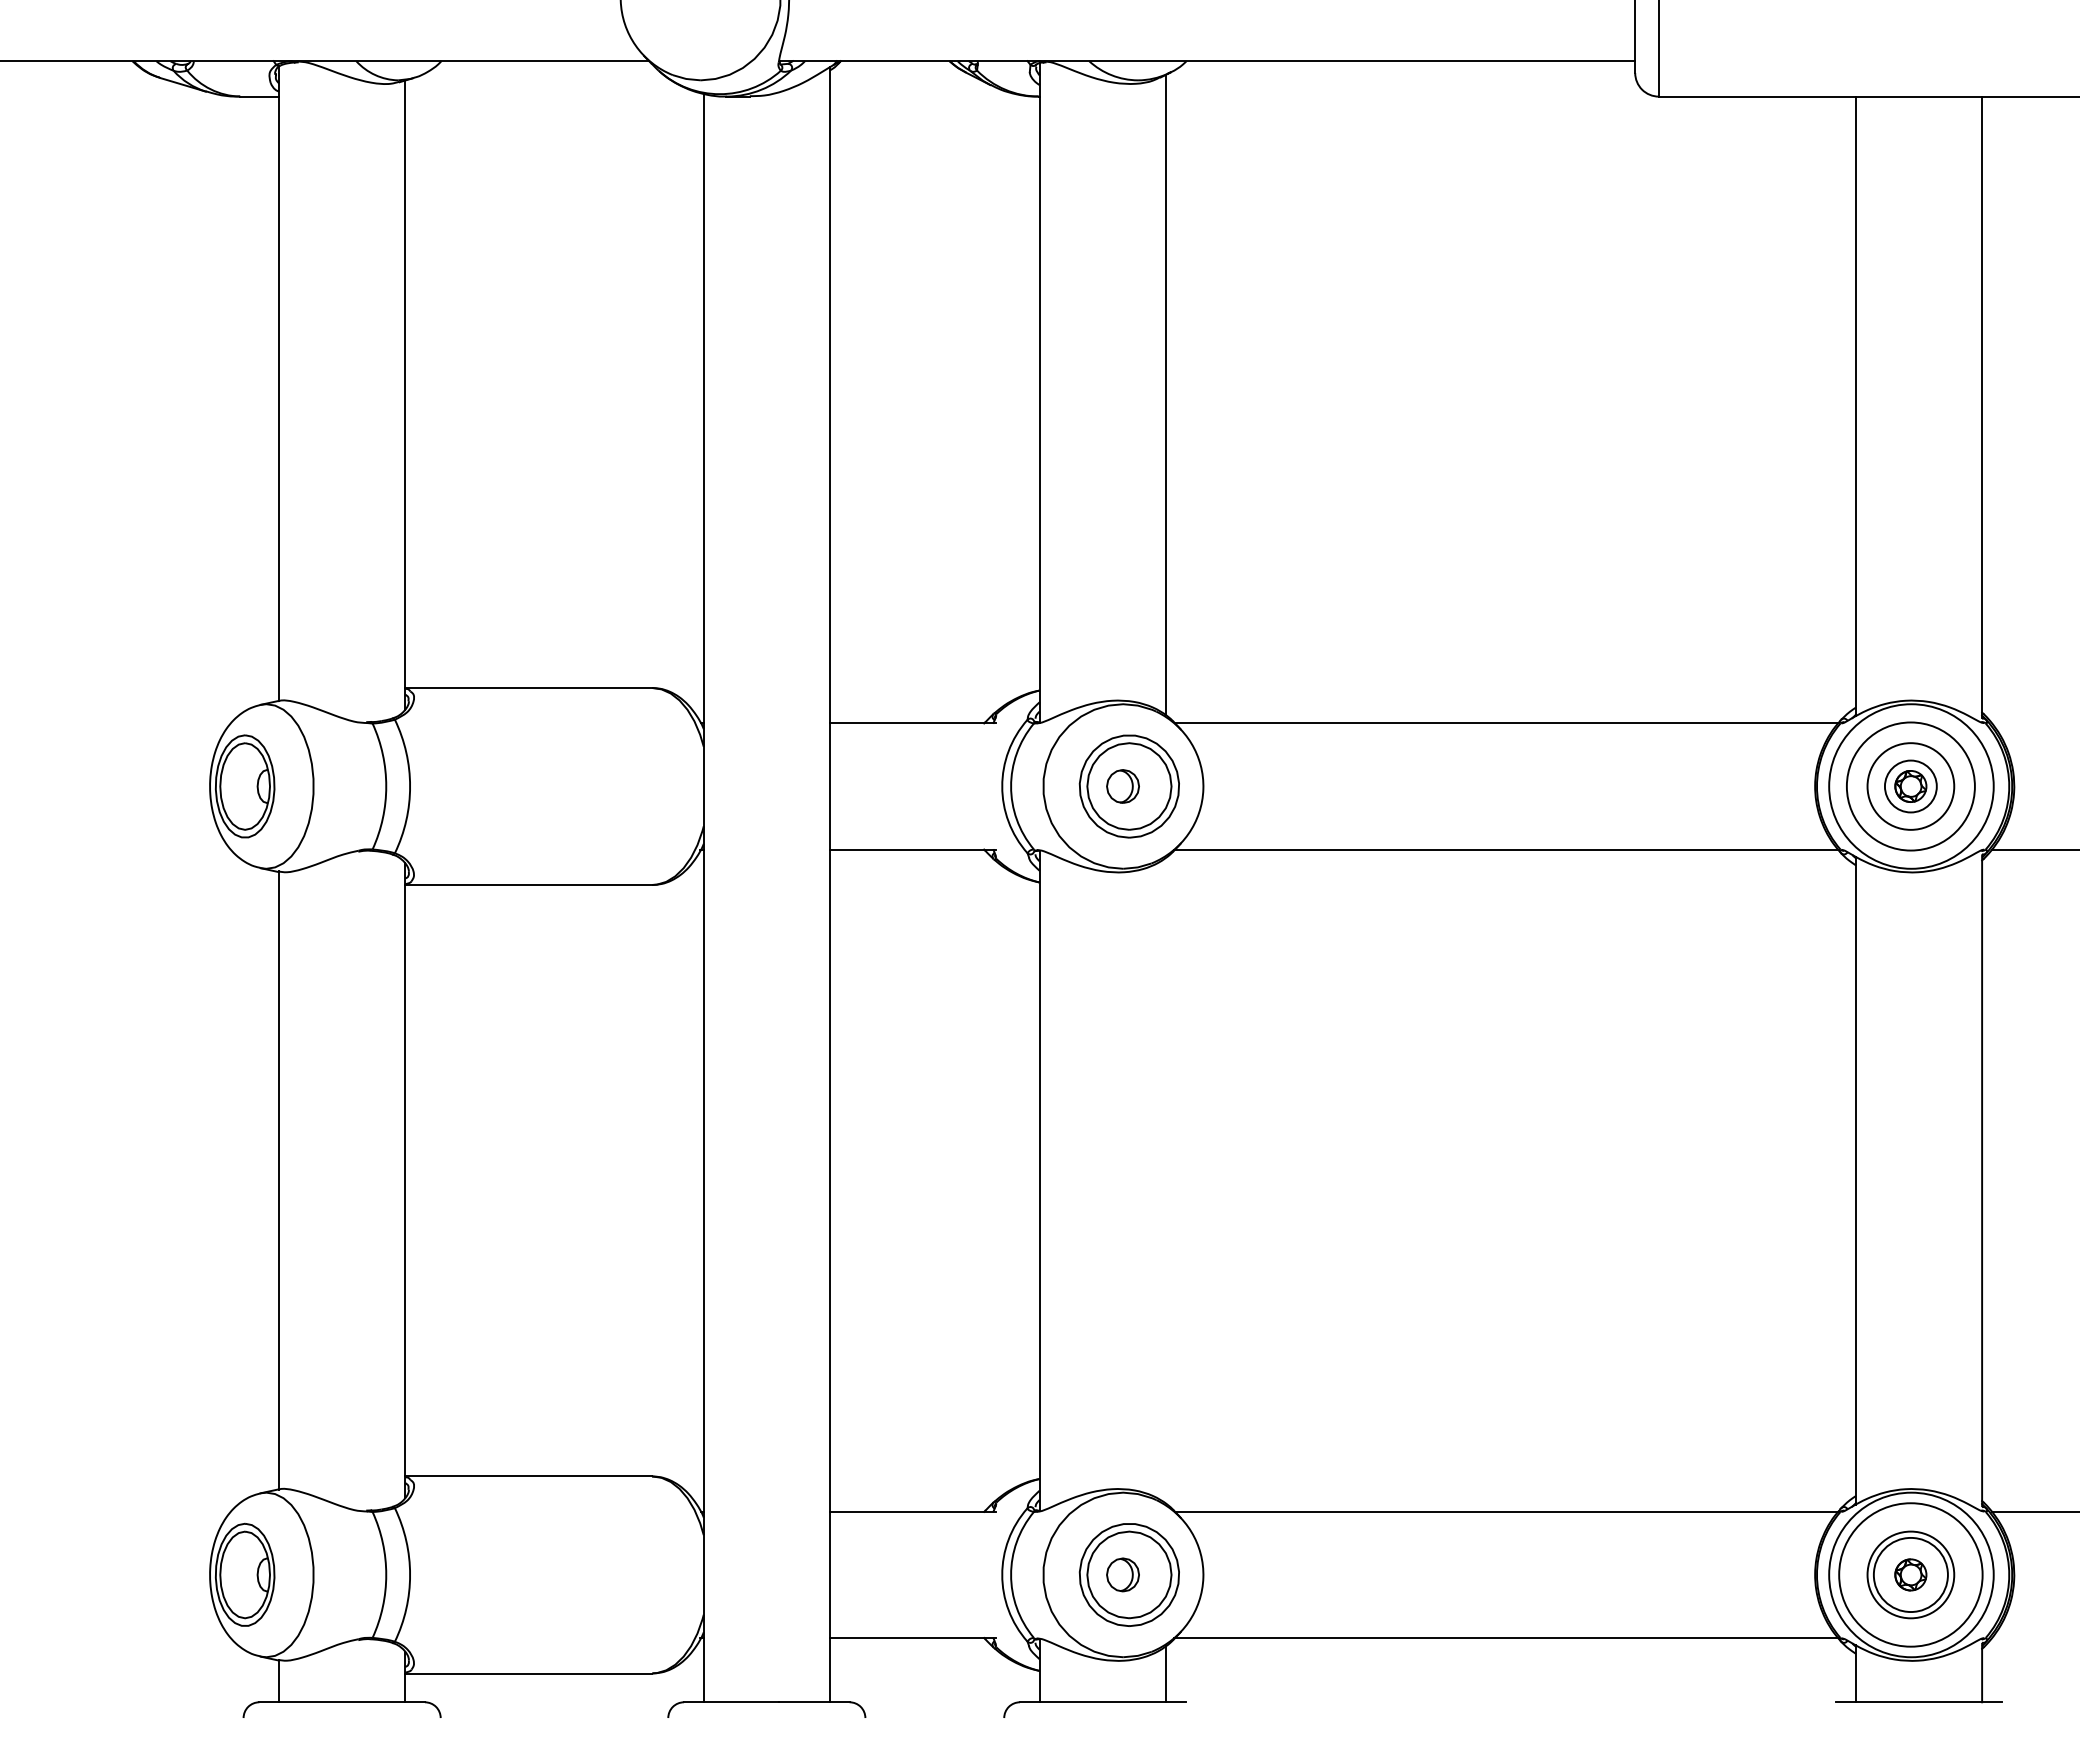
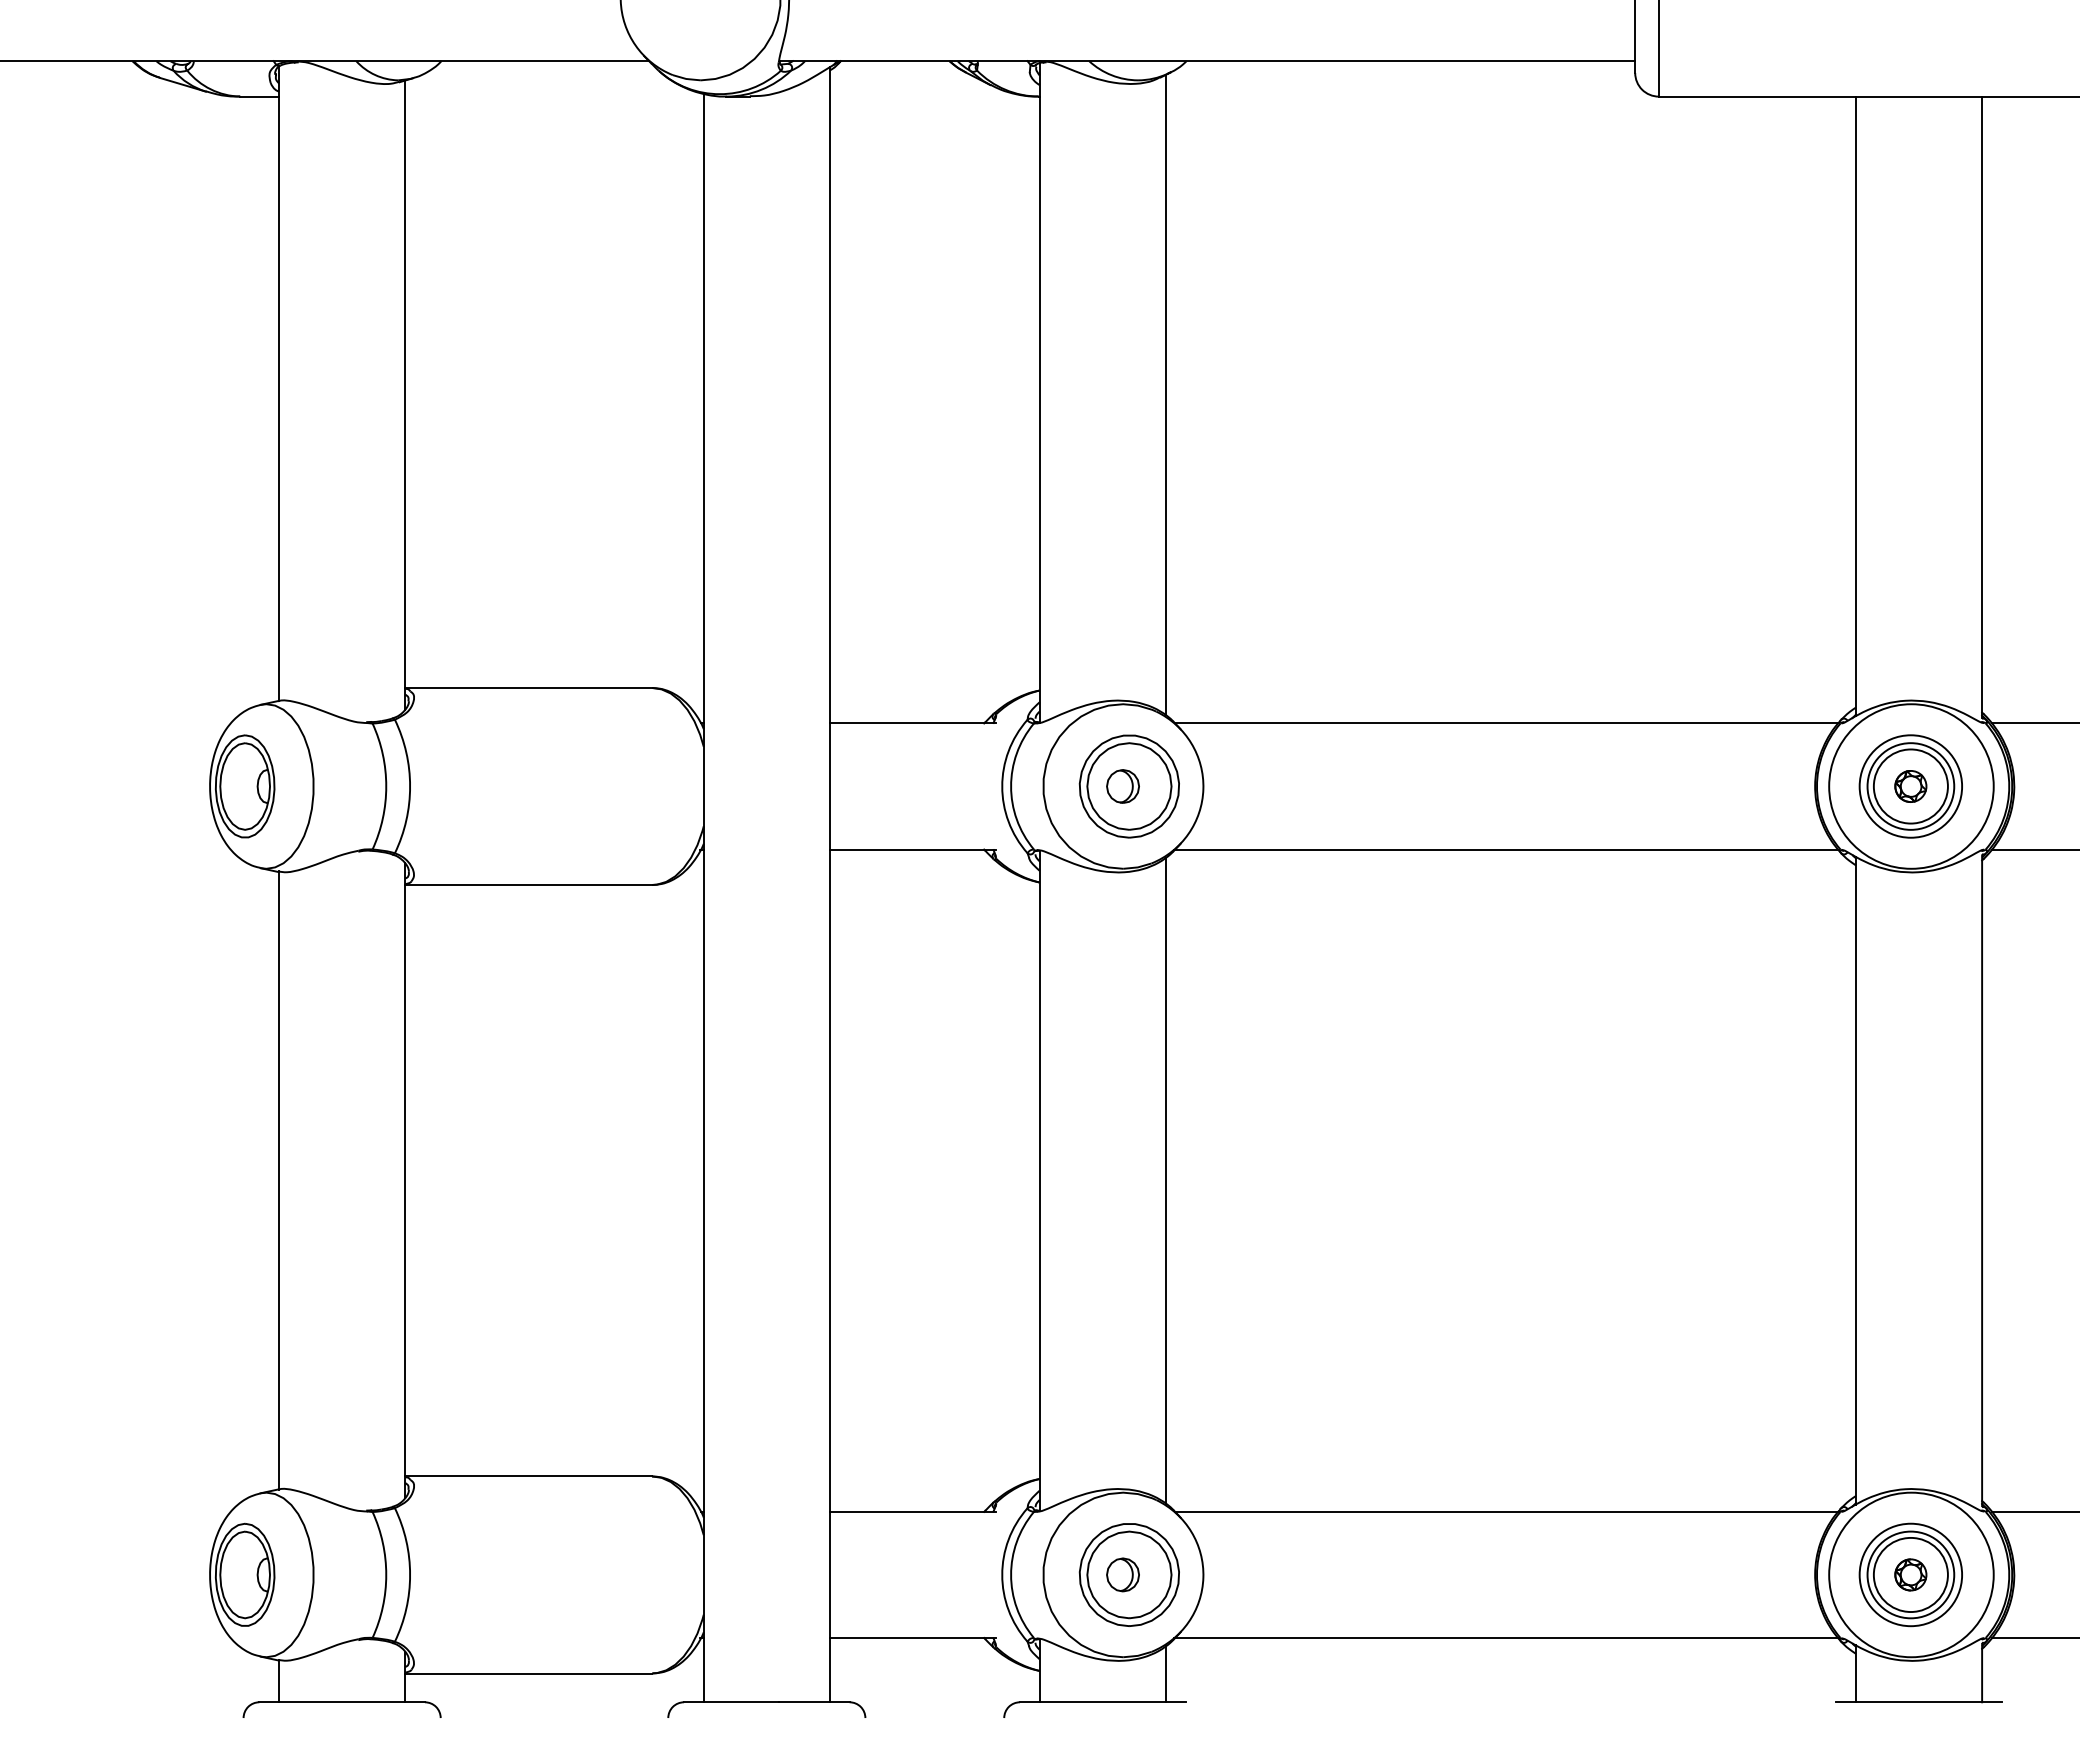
line: none -> present (2034, 723)
circle diameter: 128 px -> 102 px (1910, 786)
circle diameter: 52 px -> 74 px (1910, 786)
line: none -> present (1165, 1180)
circle diameter: 143 px -> 102 px (1910, 1574)
line: none -> present (2034, 1638)
